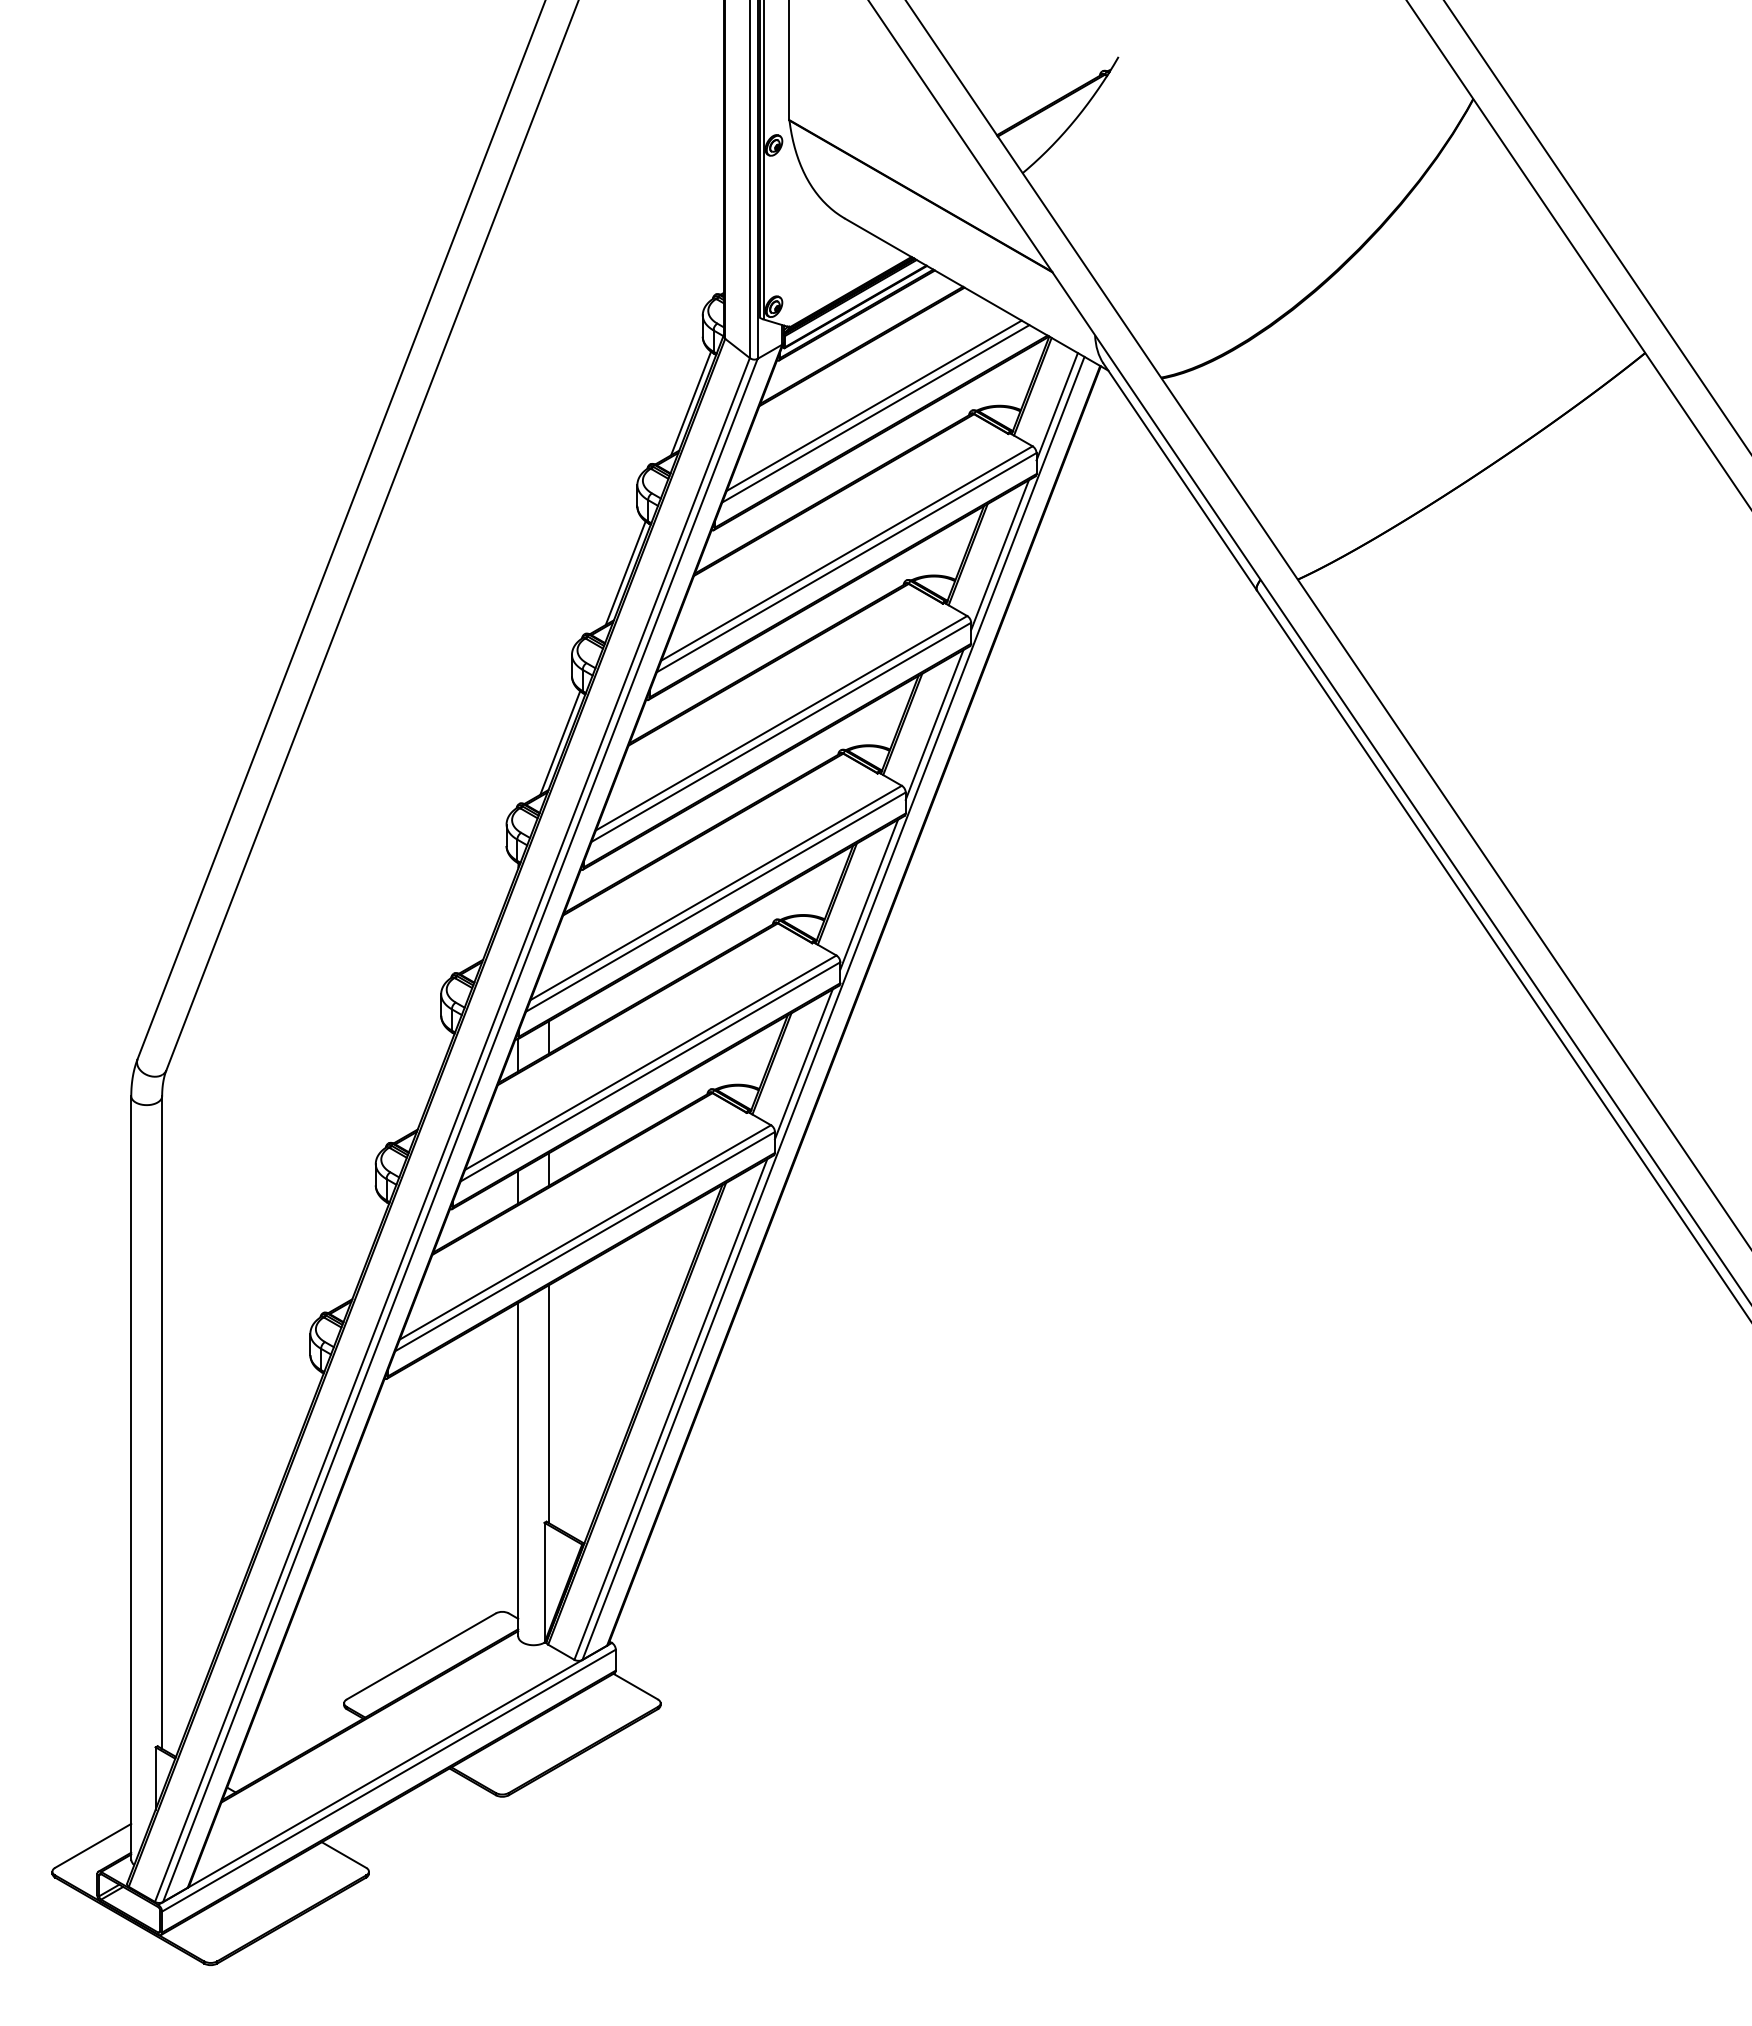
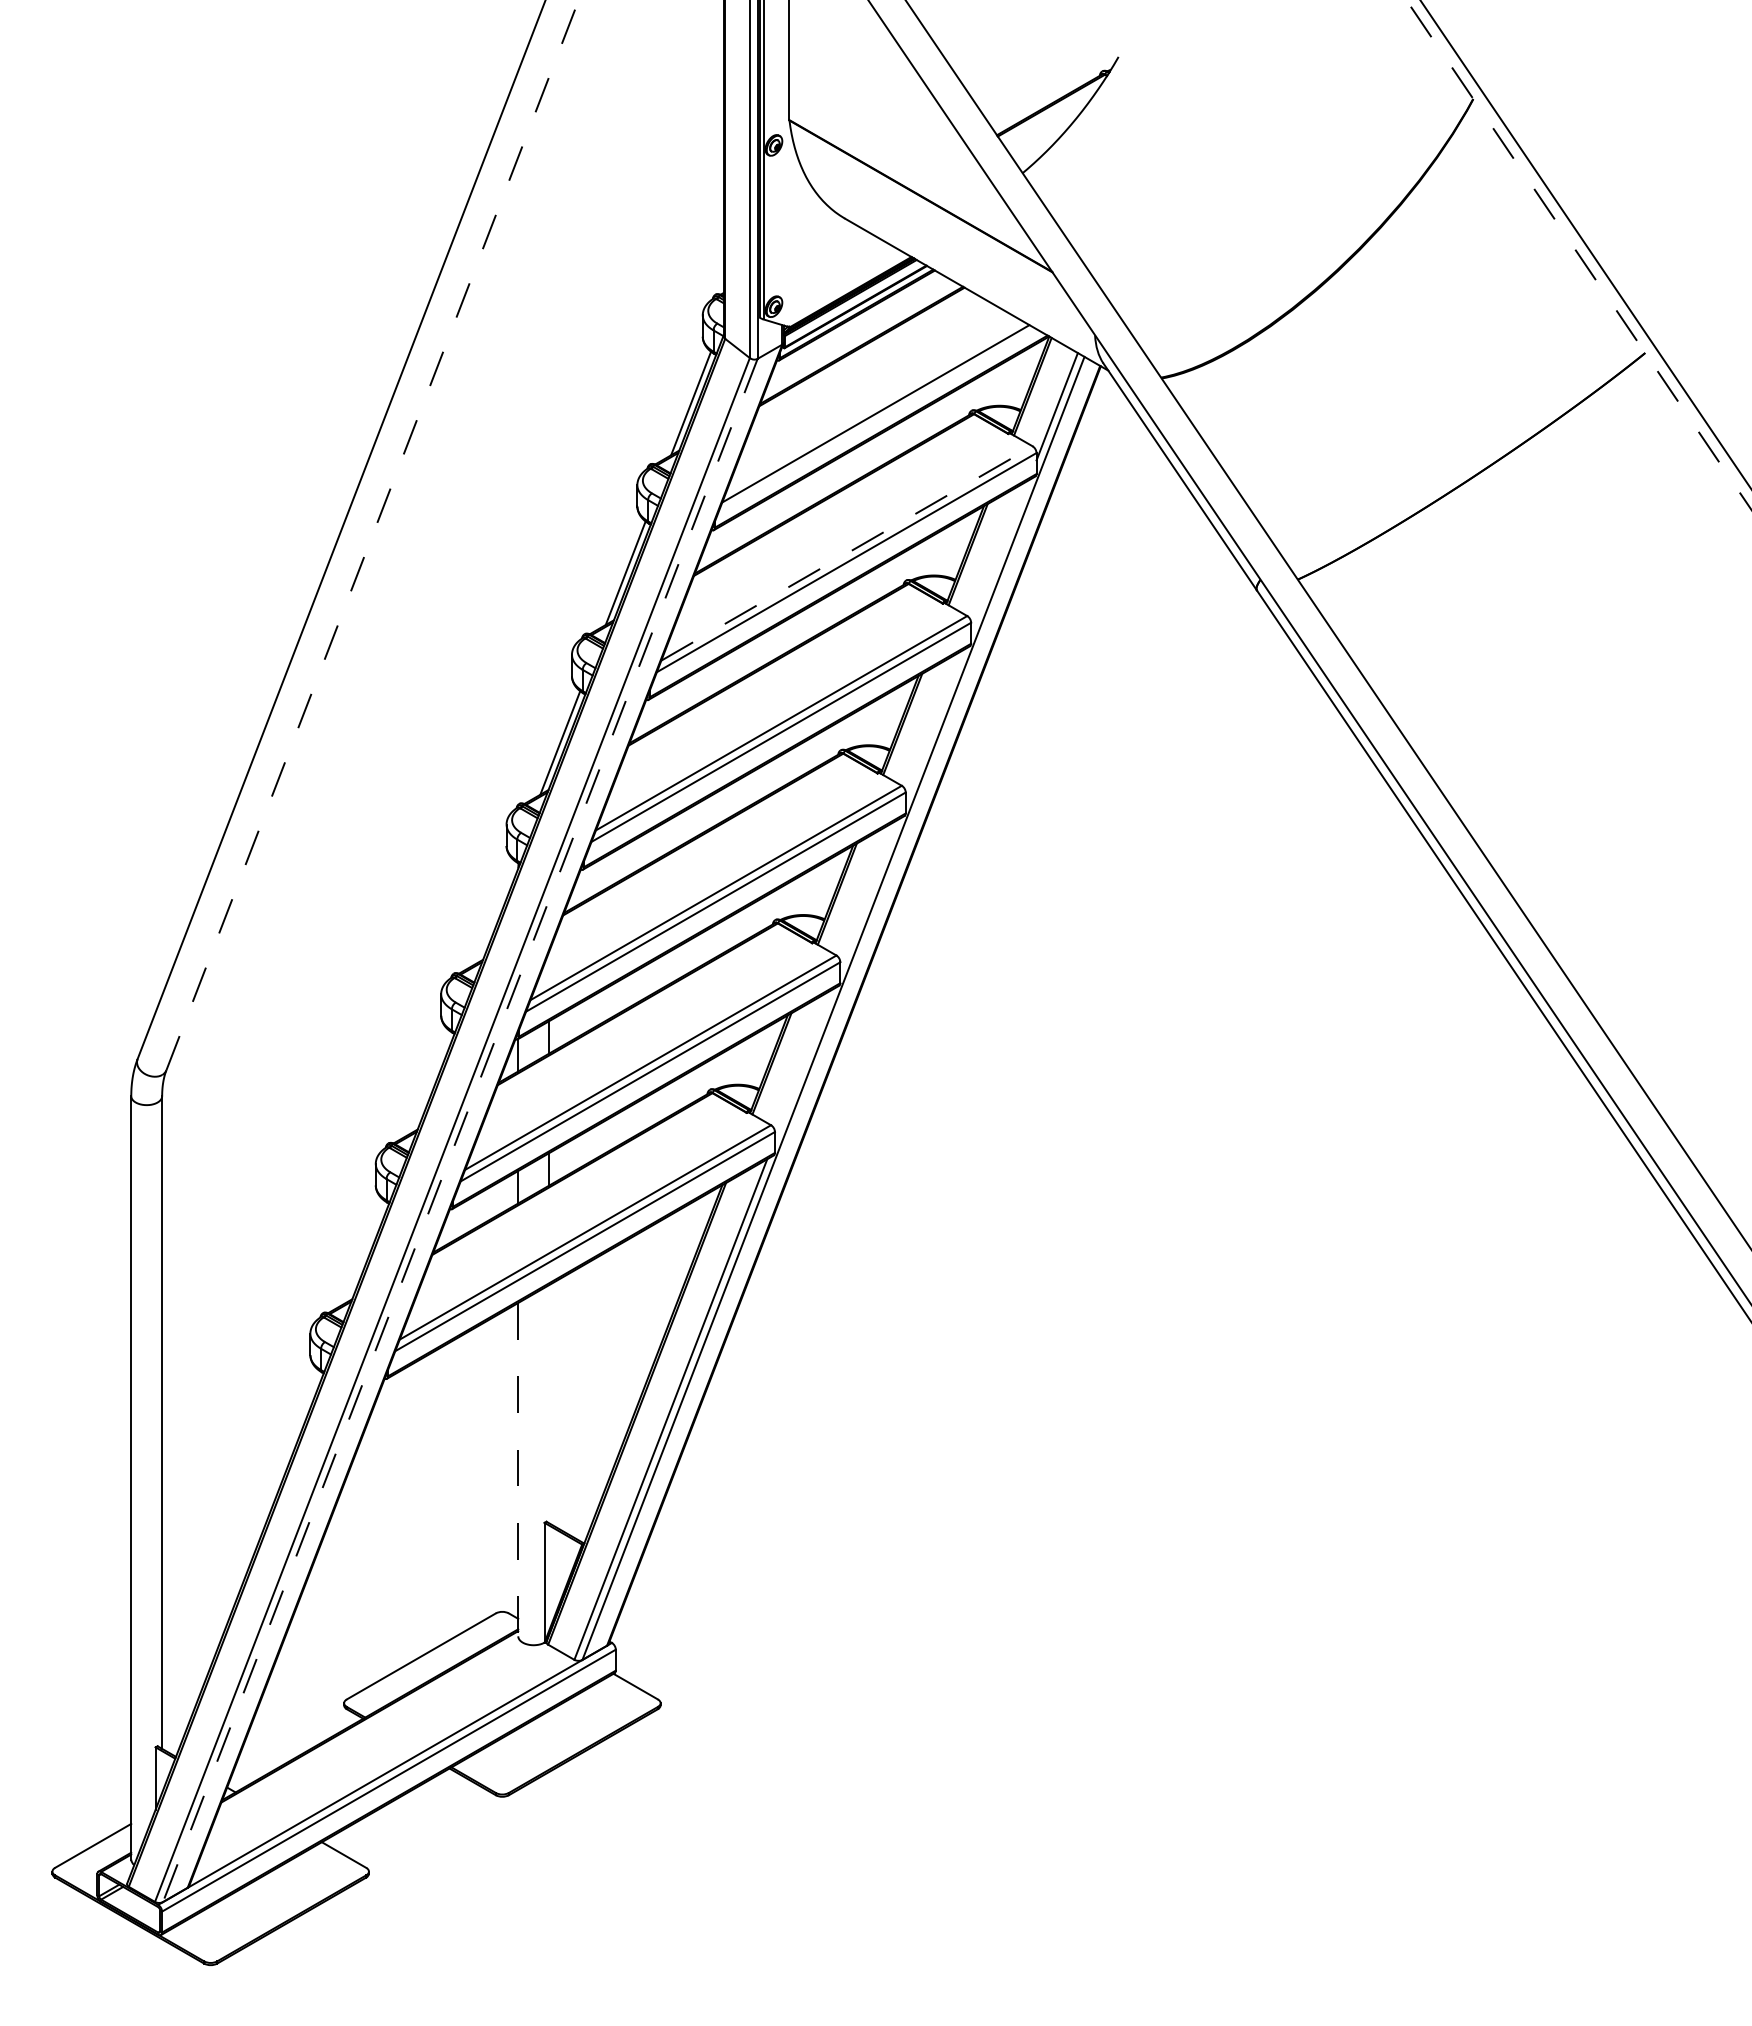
line position: (1596, 226) -> (1584, 243) (1584, 243)
line: solid -> dashed (1579, 255)
line: present -> none (873, 405)
line: solid -> dashed (372, 534)
line: solid -> dashed (847, 553)
line: present -> none (999, 555)
line: present -> none (934, 724)
line: present -> none (869, 894)
line: present -> none (803, 1064)
line: solid -> dashed (460, 1130)
line: present -> none (549, 1404)
line: solid -> dashed (518, 1469)
